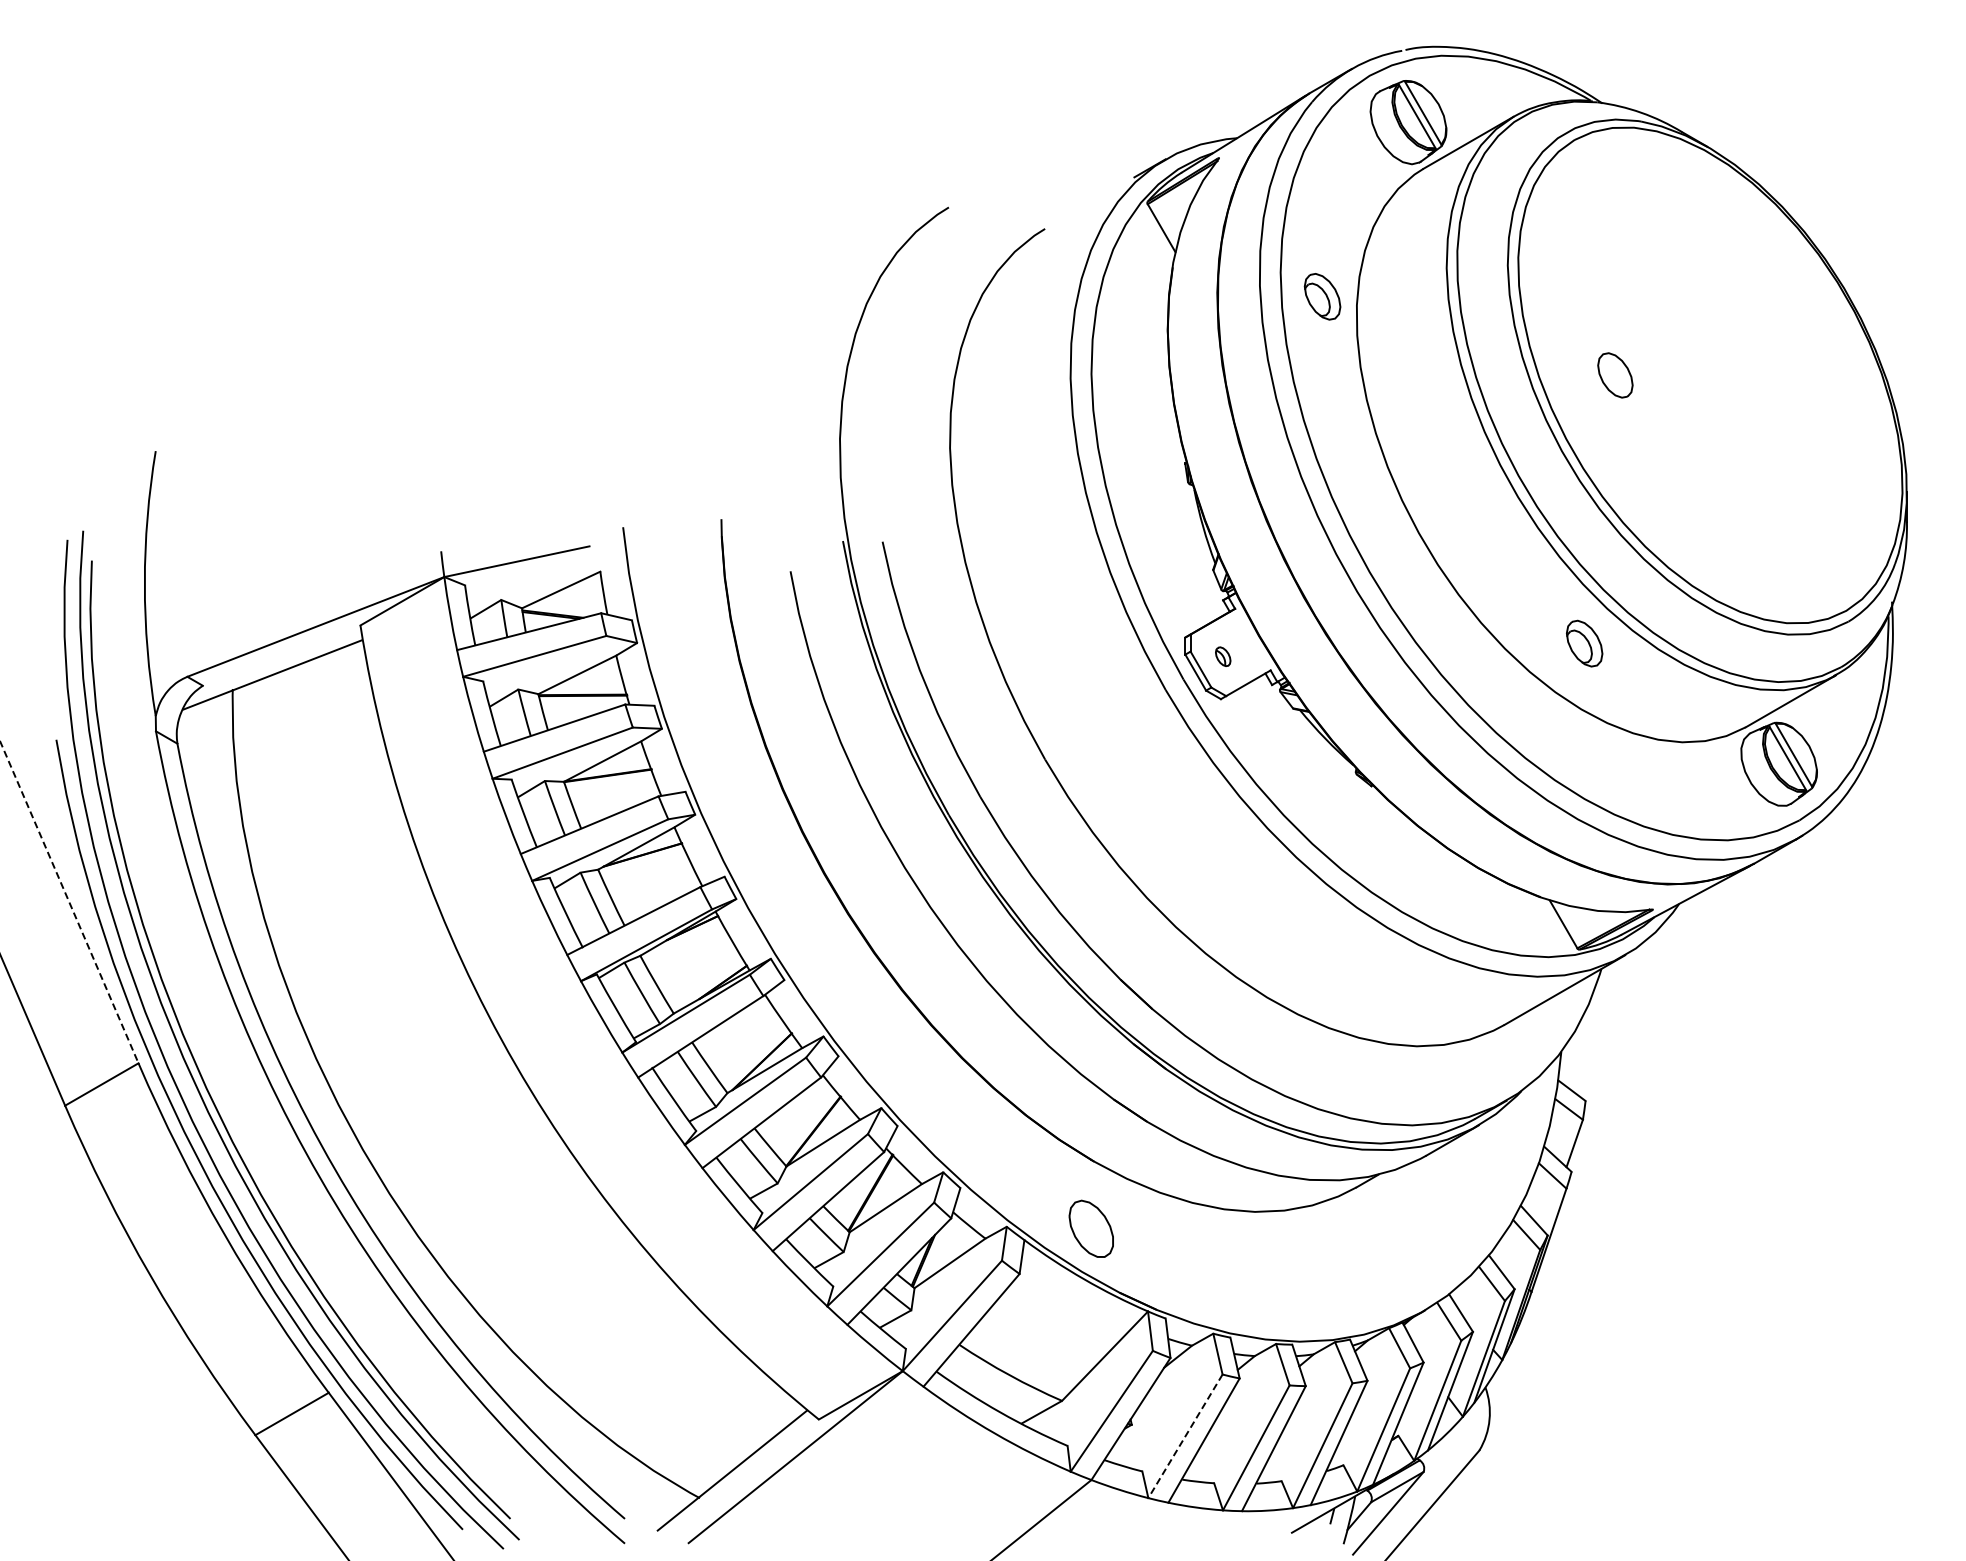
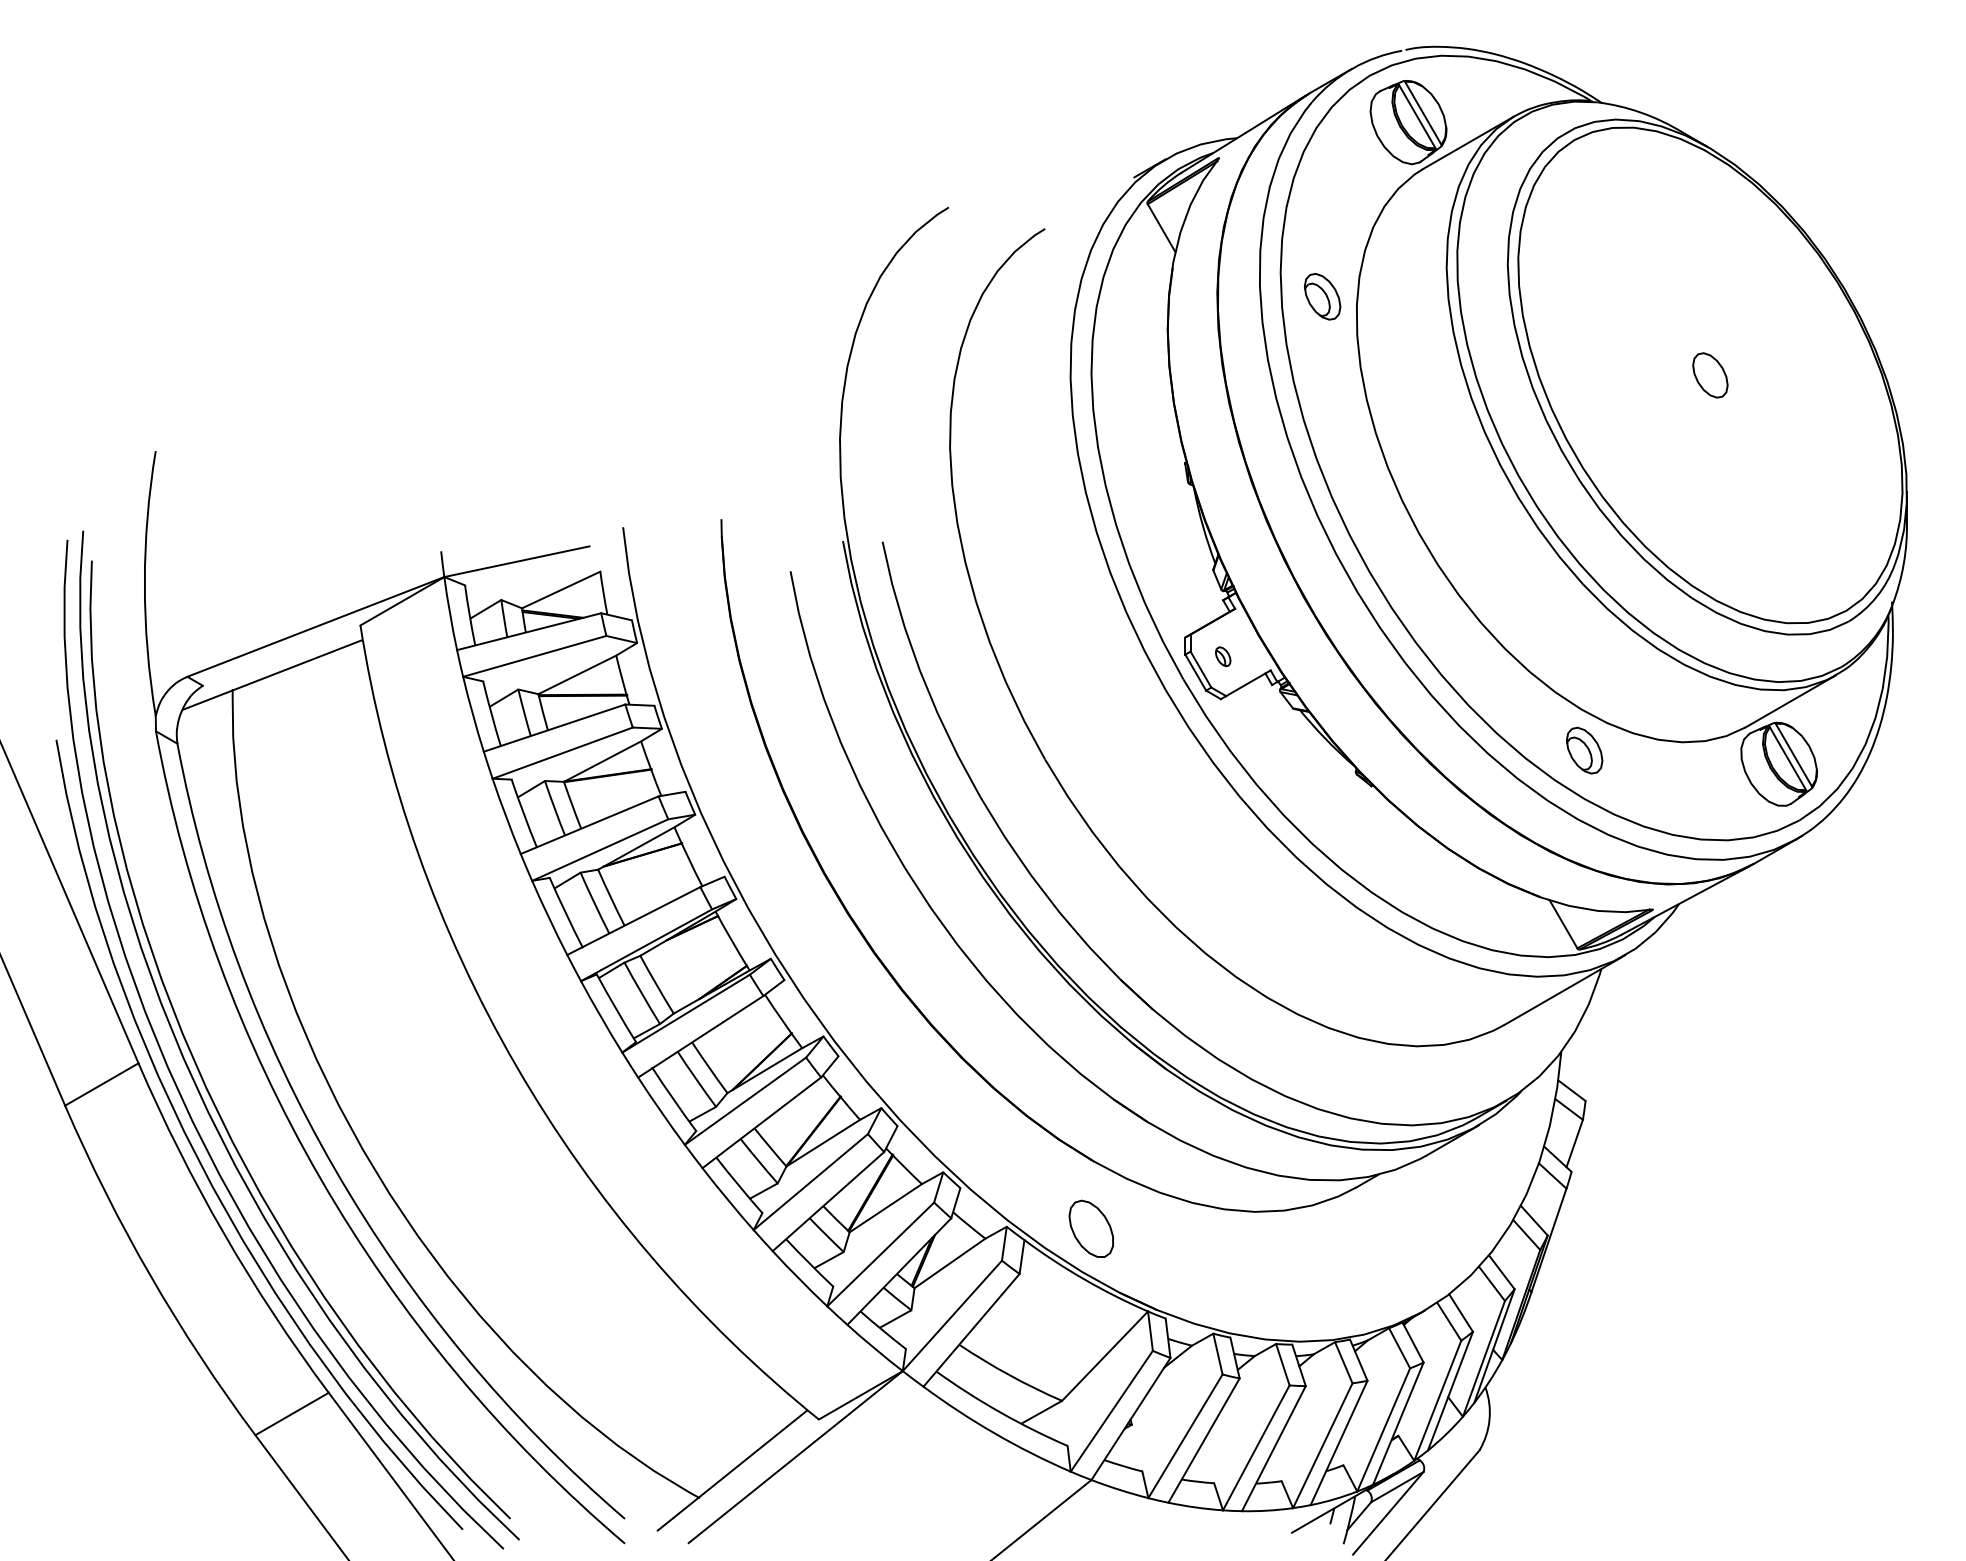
part position: (1615, 375) -> (1710, 375) (1710, 375)
part position: (1584, 643) -> (1584, 750) (1584, 750)
line: dashed -> solid (69, 902)
line: dashed -> solid (1185, 1436)
